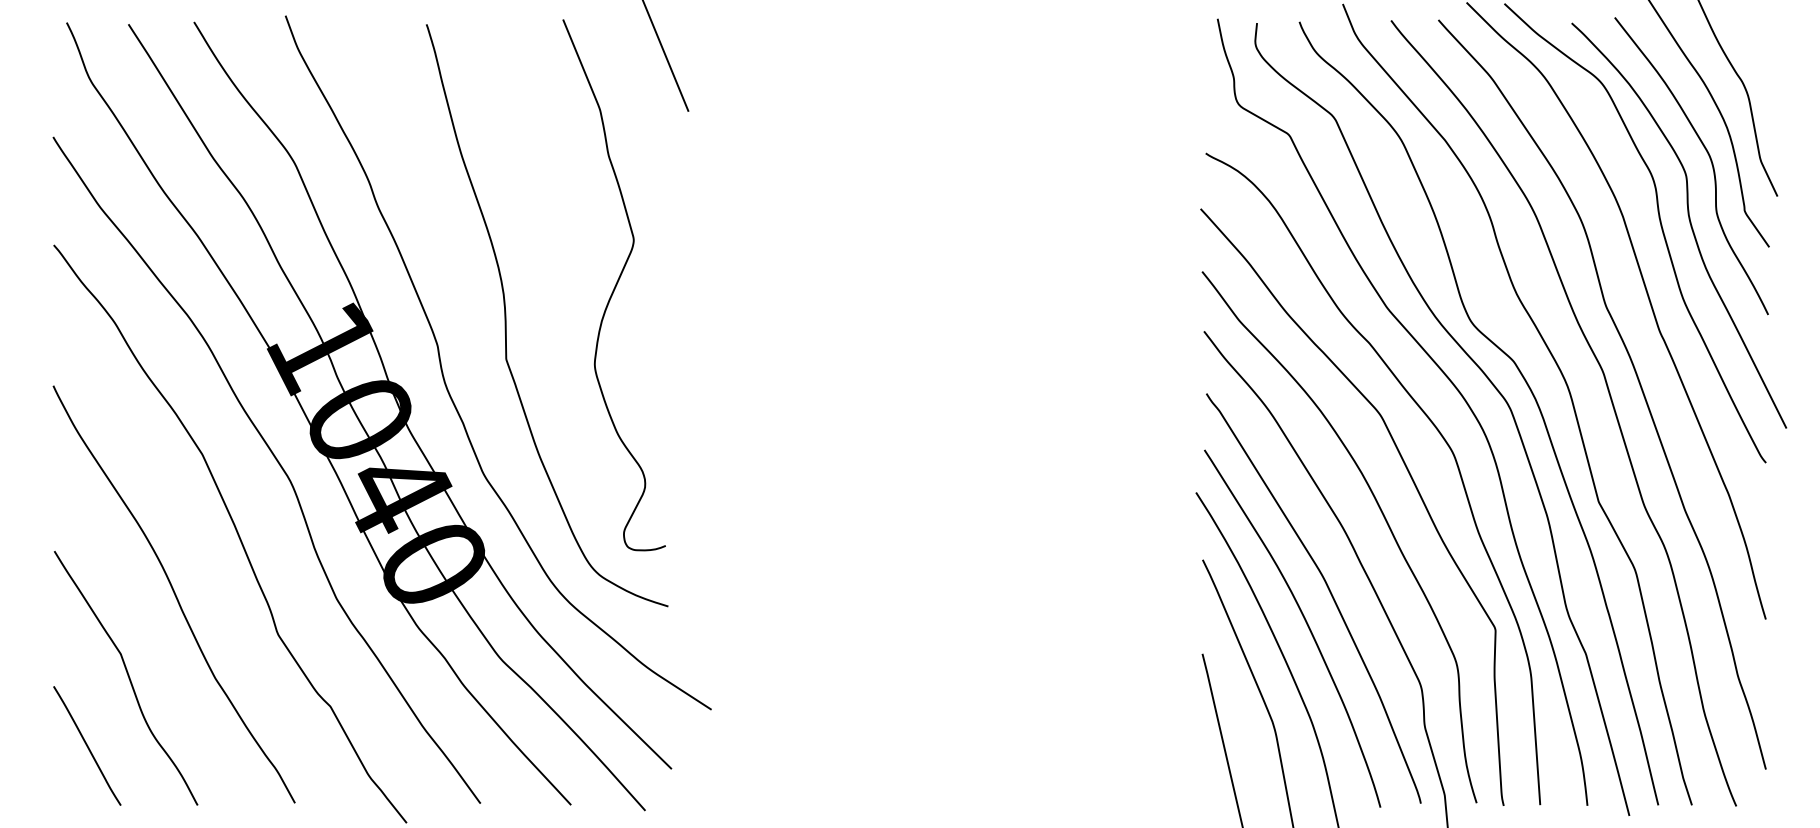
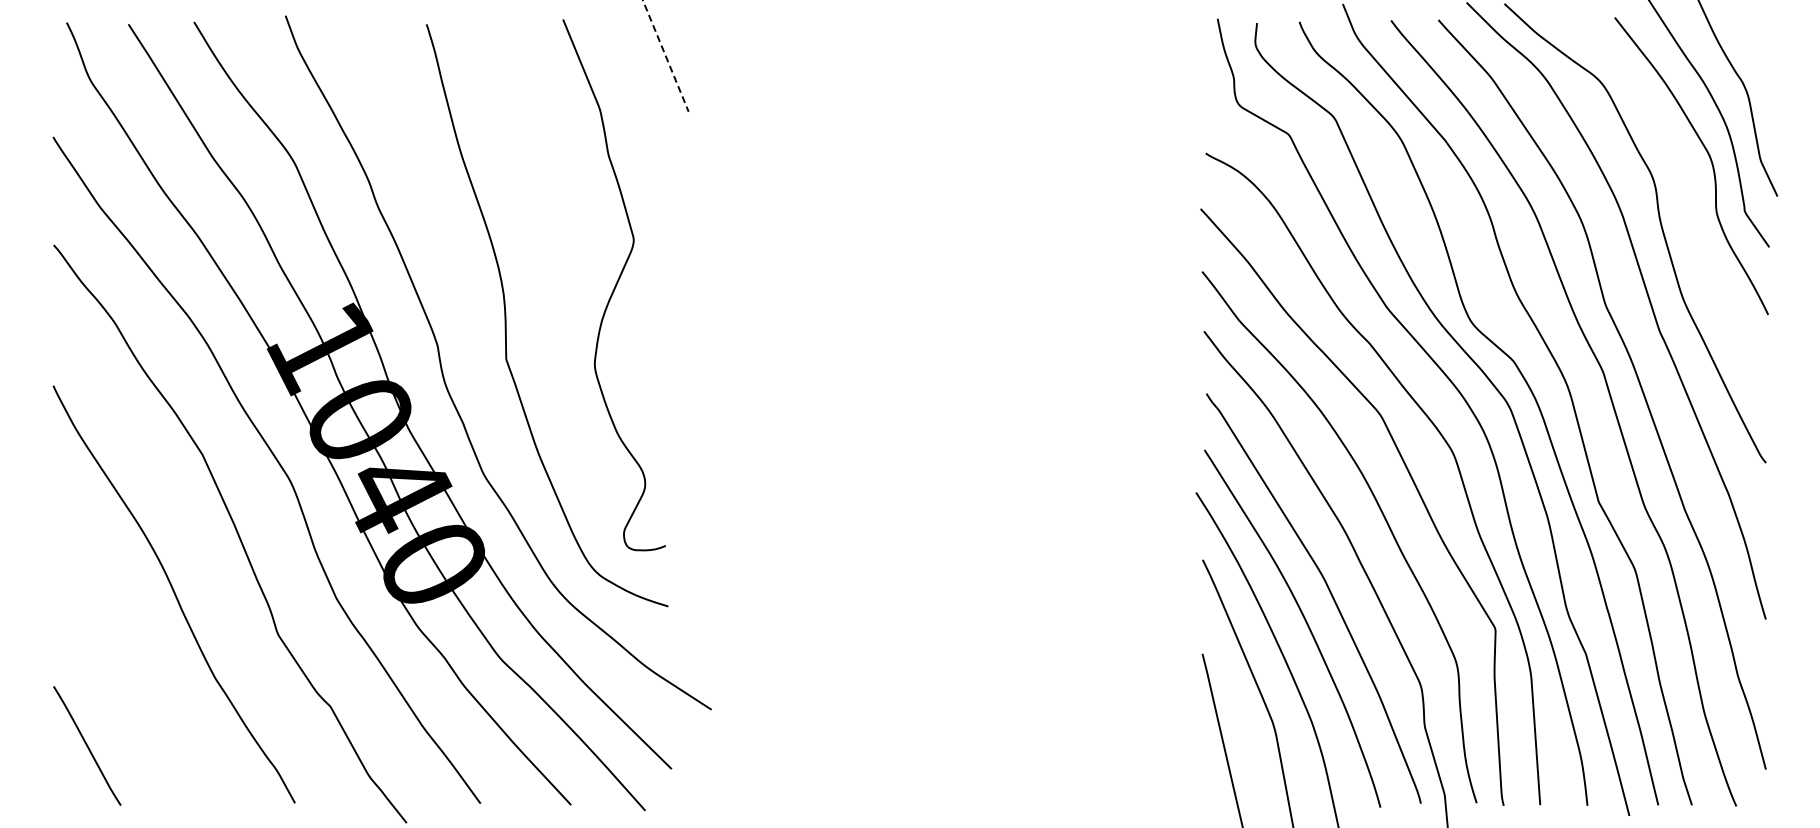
line: solid -> dashed (665, 56)
curve: present -> none (1689, 223)
curve: present -> none (127, 676)
